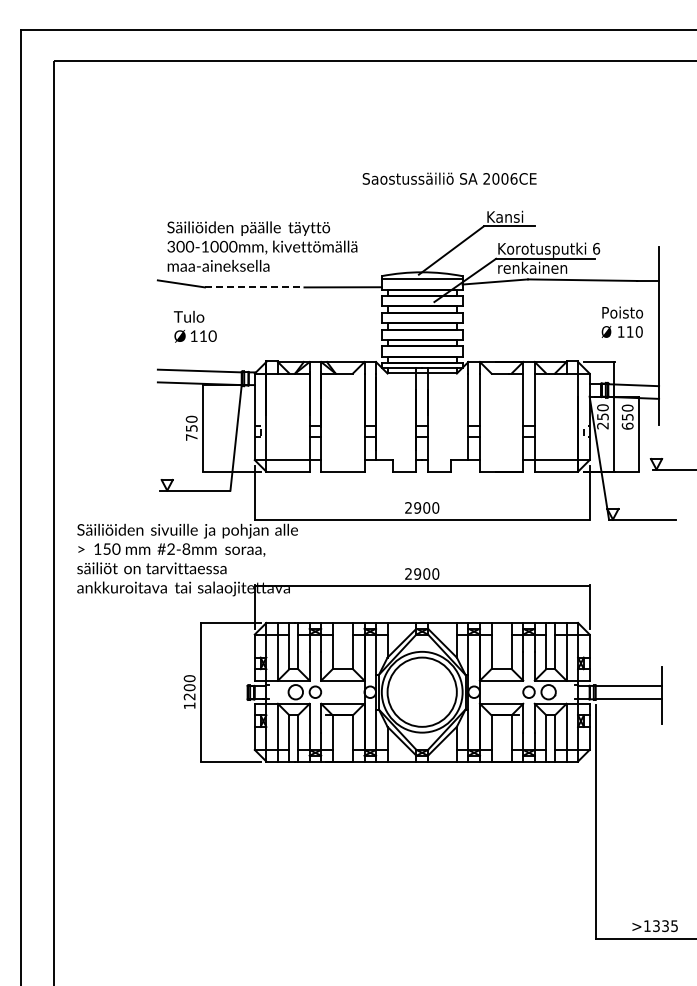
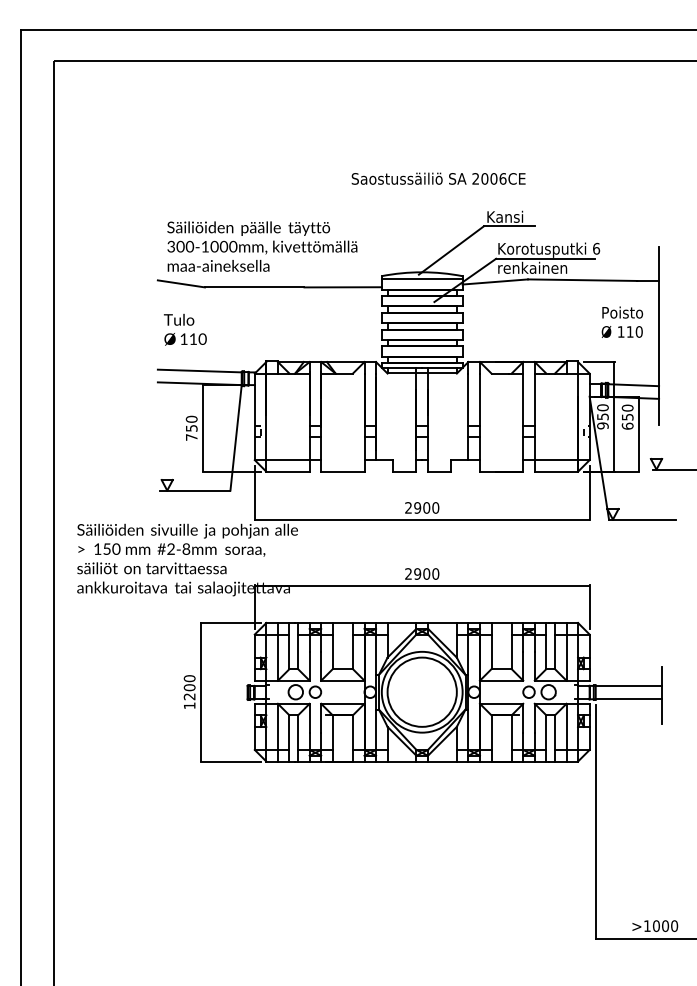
text position: (449, 178) -> (438, 178) (438, 178)
line: dashed -> solid (254, 287)
text position: (195, 326) -> (185, 329) (185, 329)
text: 250 -> 950 (602, 425)
text: >1335 -> >1000 (665, 926)
